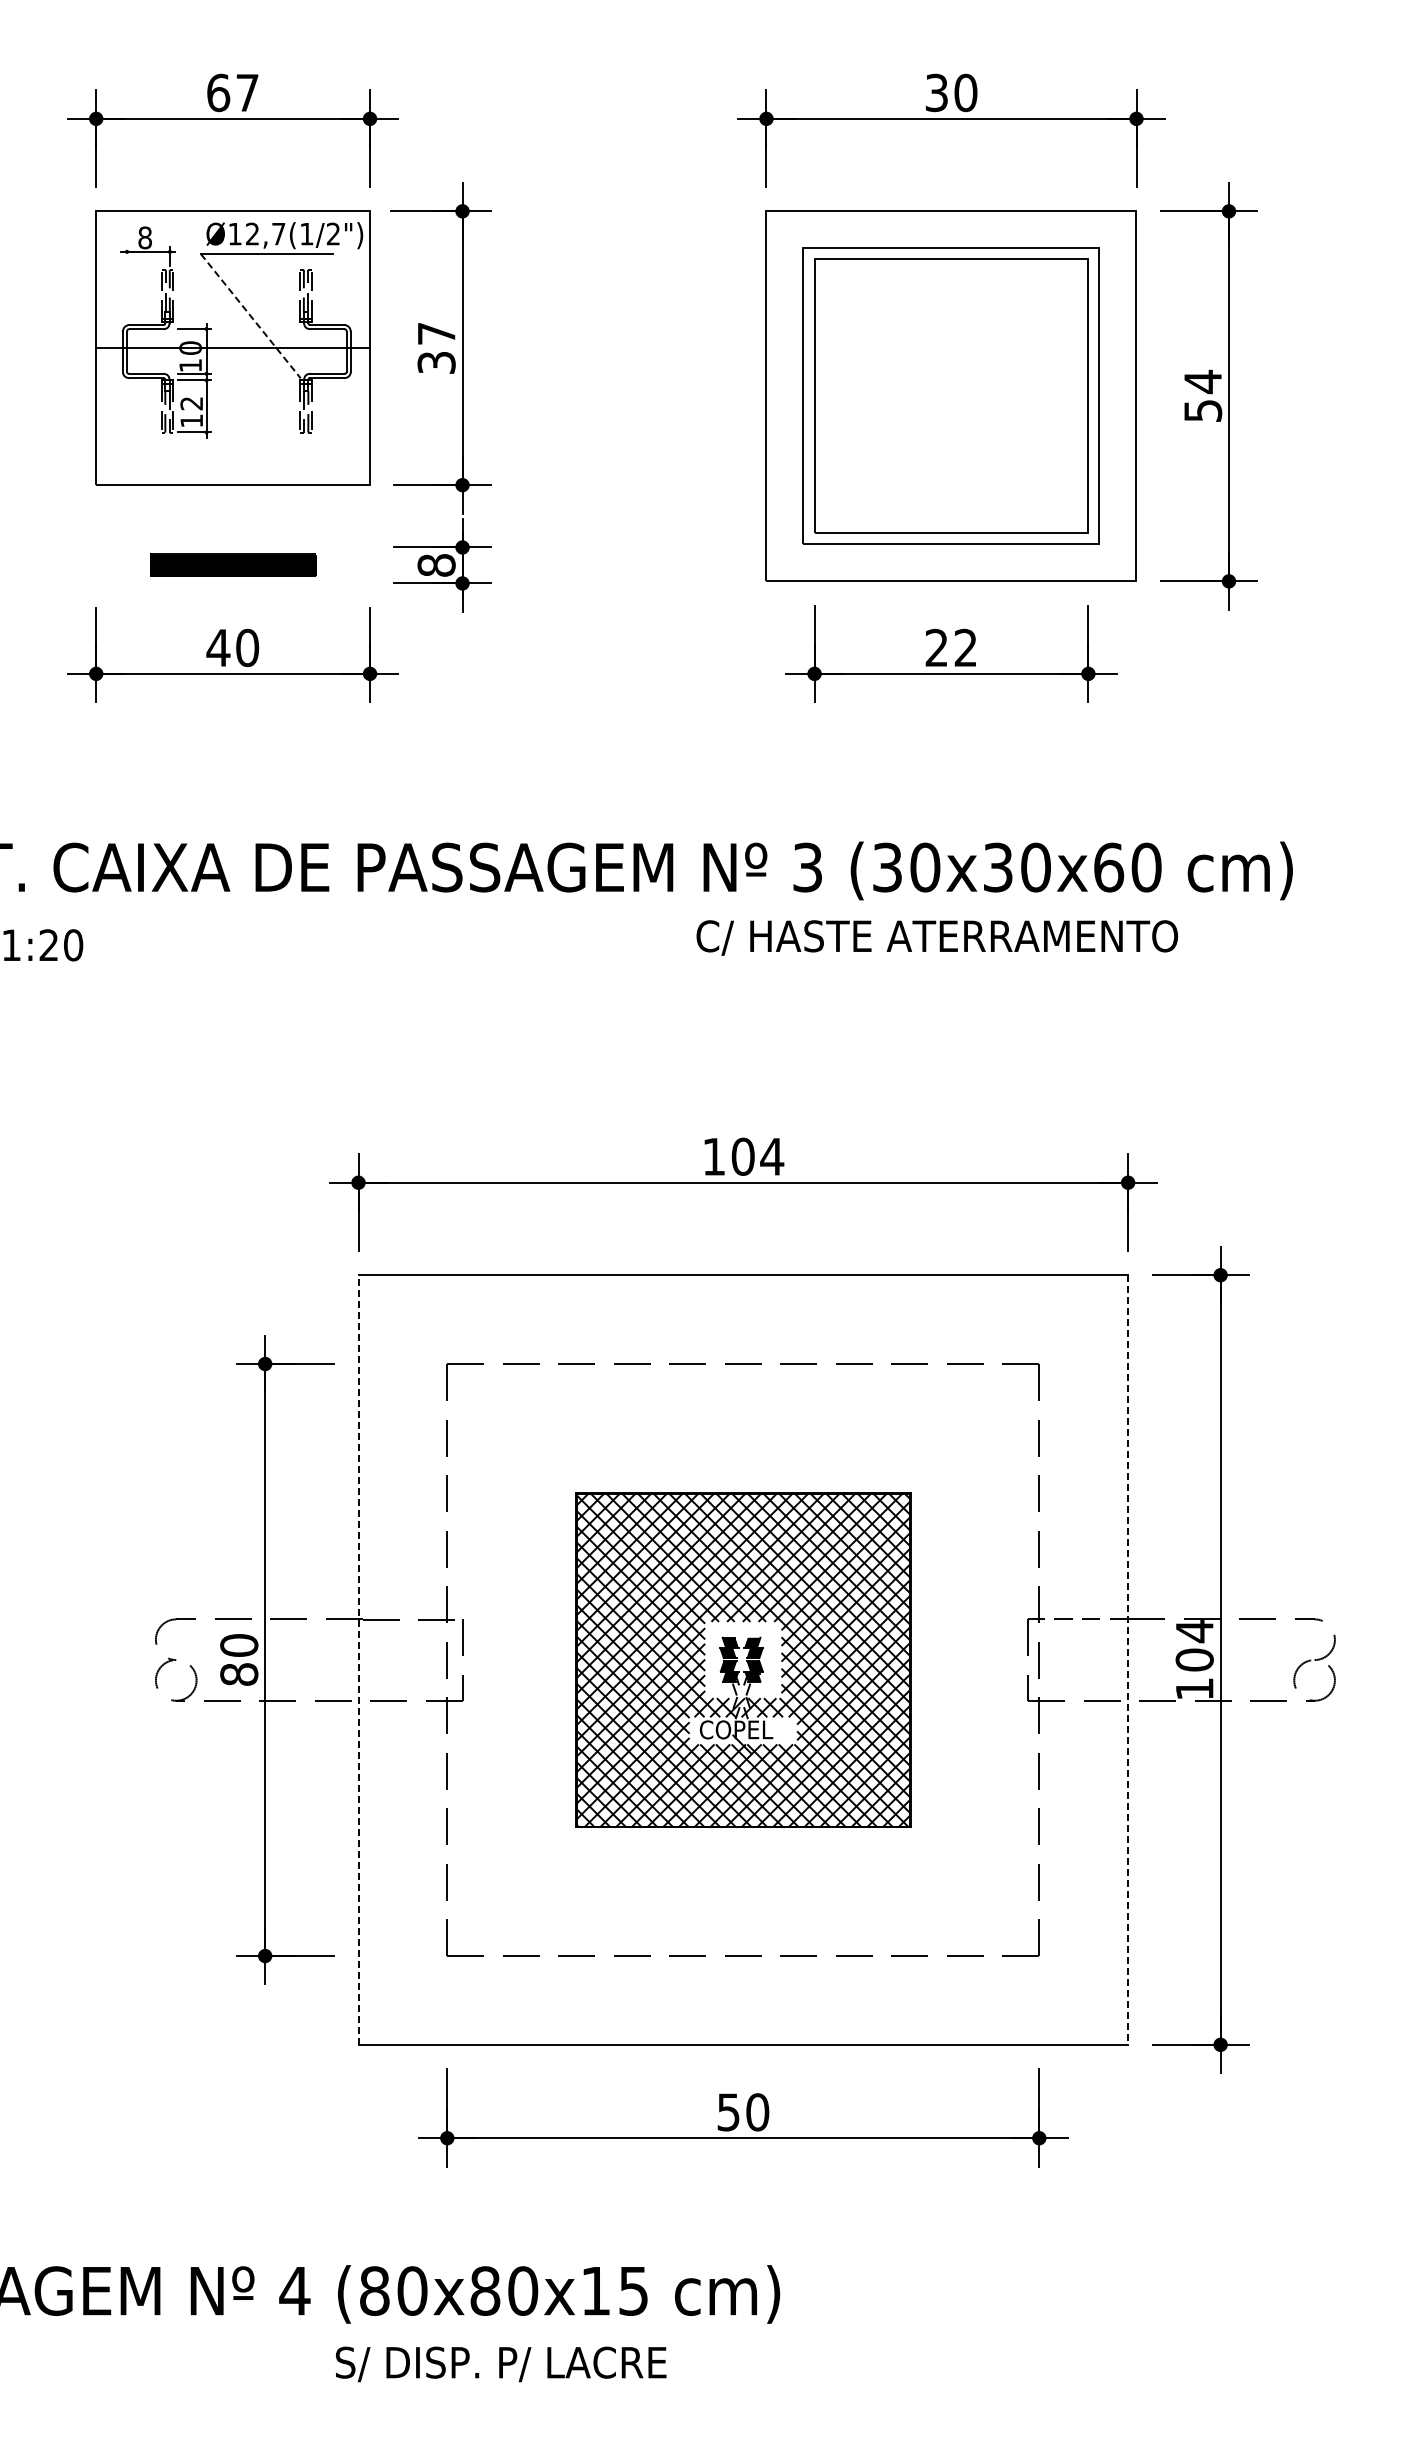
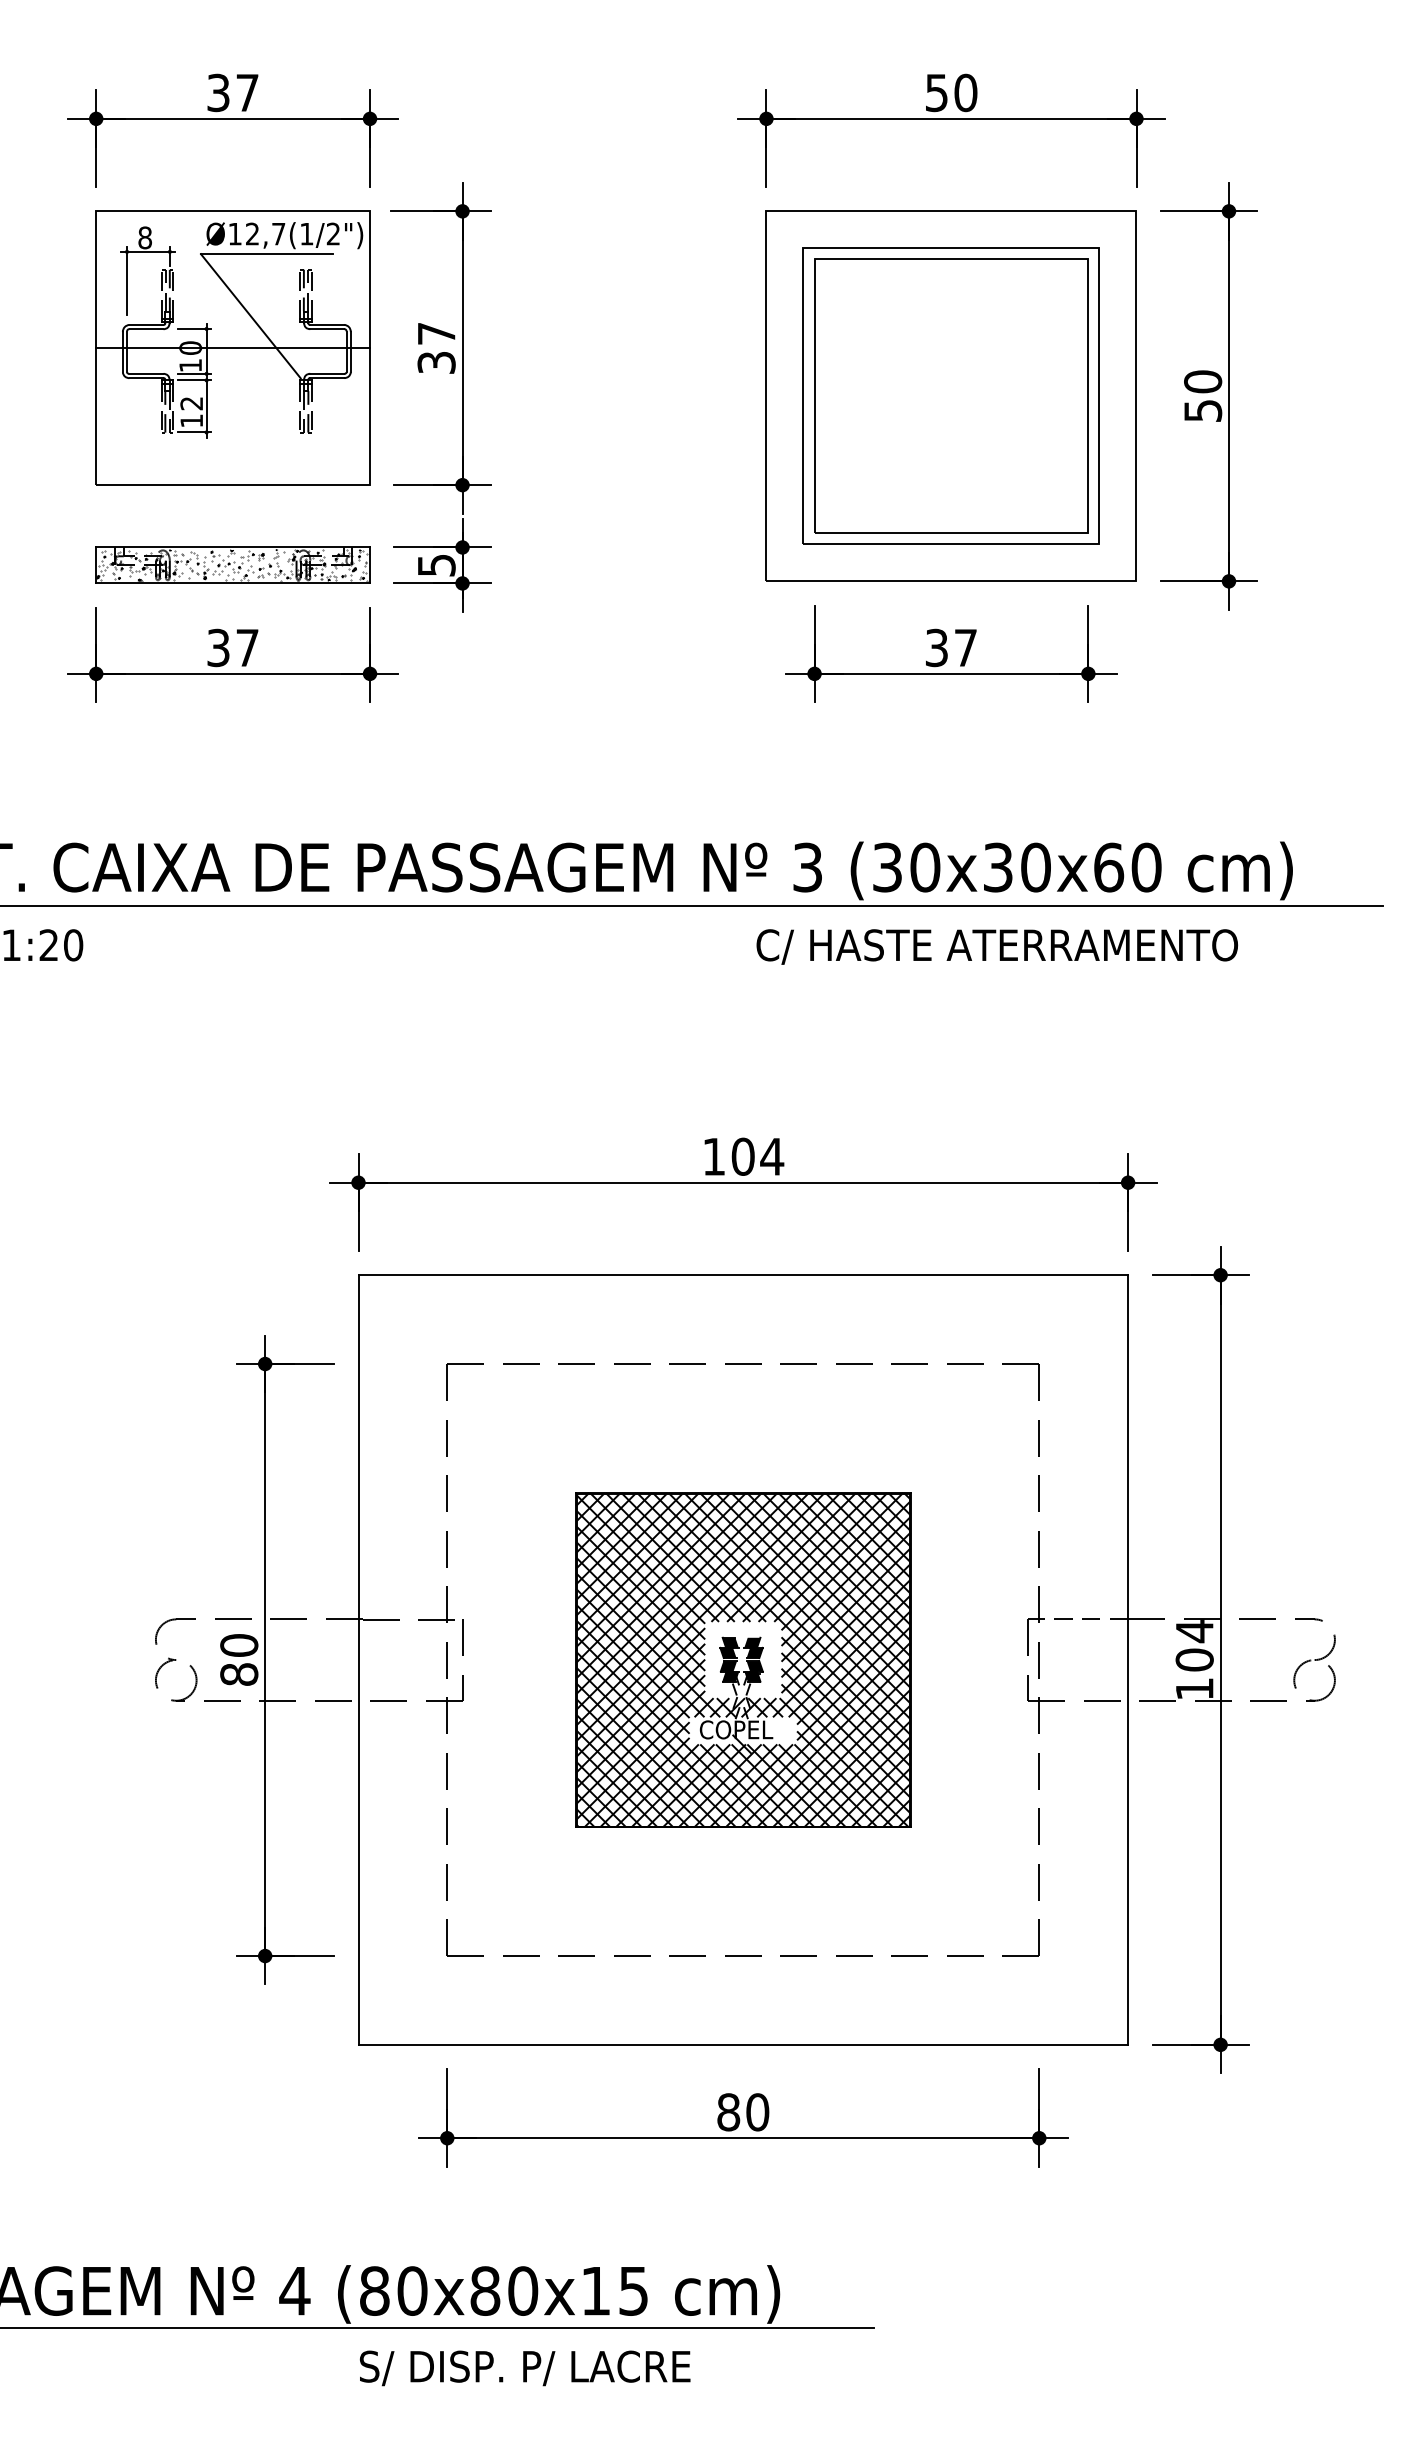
text: 67 -> 37 (218, 92)
text: 30 -> 50 (936, 92)
line: none -> present (127, 280)
line: dashed -> solid (250, 316)
text: 54 -> 50 (1203, 381)
part size: 167x24 px -> 276x38 px (232, 564)
text: 8 -> 5 (436, 565)
text: 40 -> 37 (232, 647)
text: 22 -> 37 (950, 647)
line: none -> present (692, 906)
text position: (937, 937) -> (997, 946) (997, 946)
line: dashed -> solid (358, 1660)
line: dashed -> solid (1128, 1660)
text: 50 -> 80 (728, 2112)
line: none -> present (437, 2327)
text position: (500, 2364) -> (524, 2368) (524, 2368)
